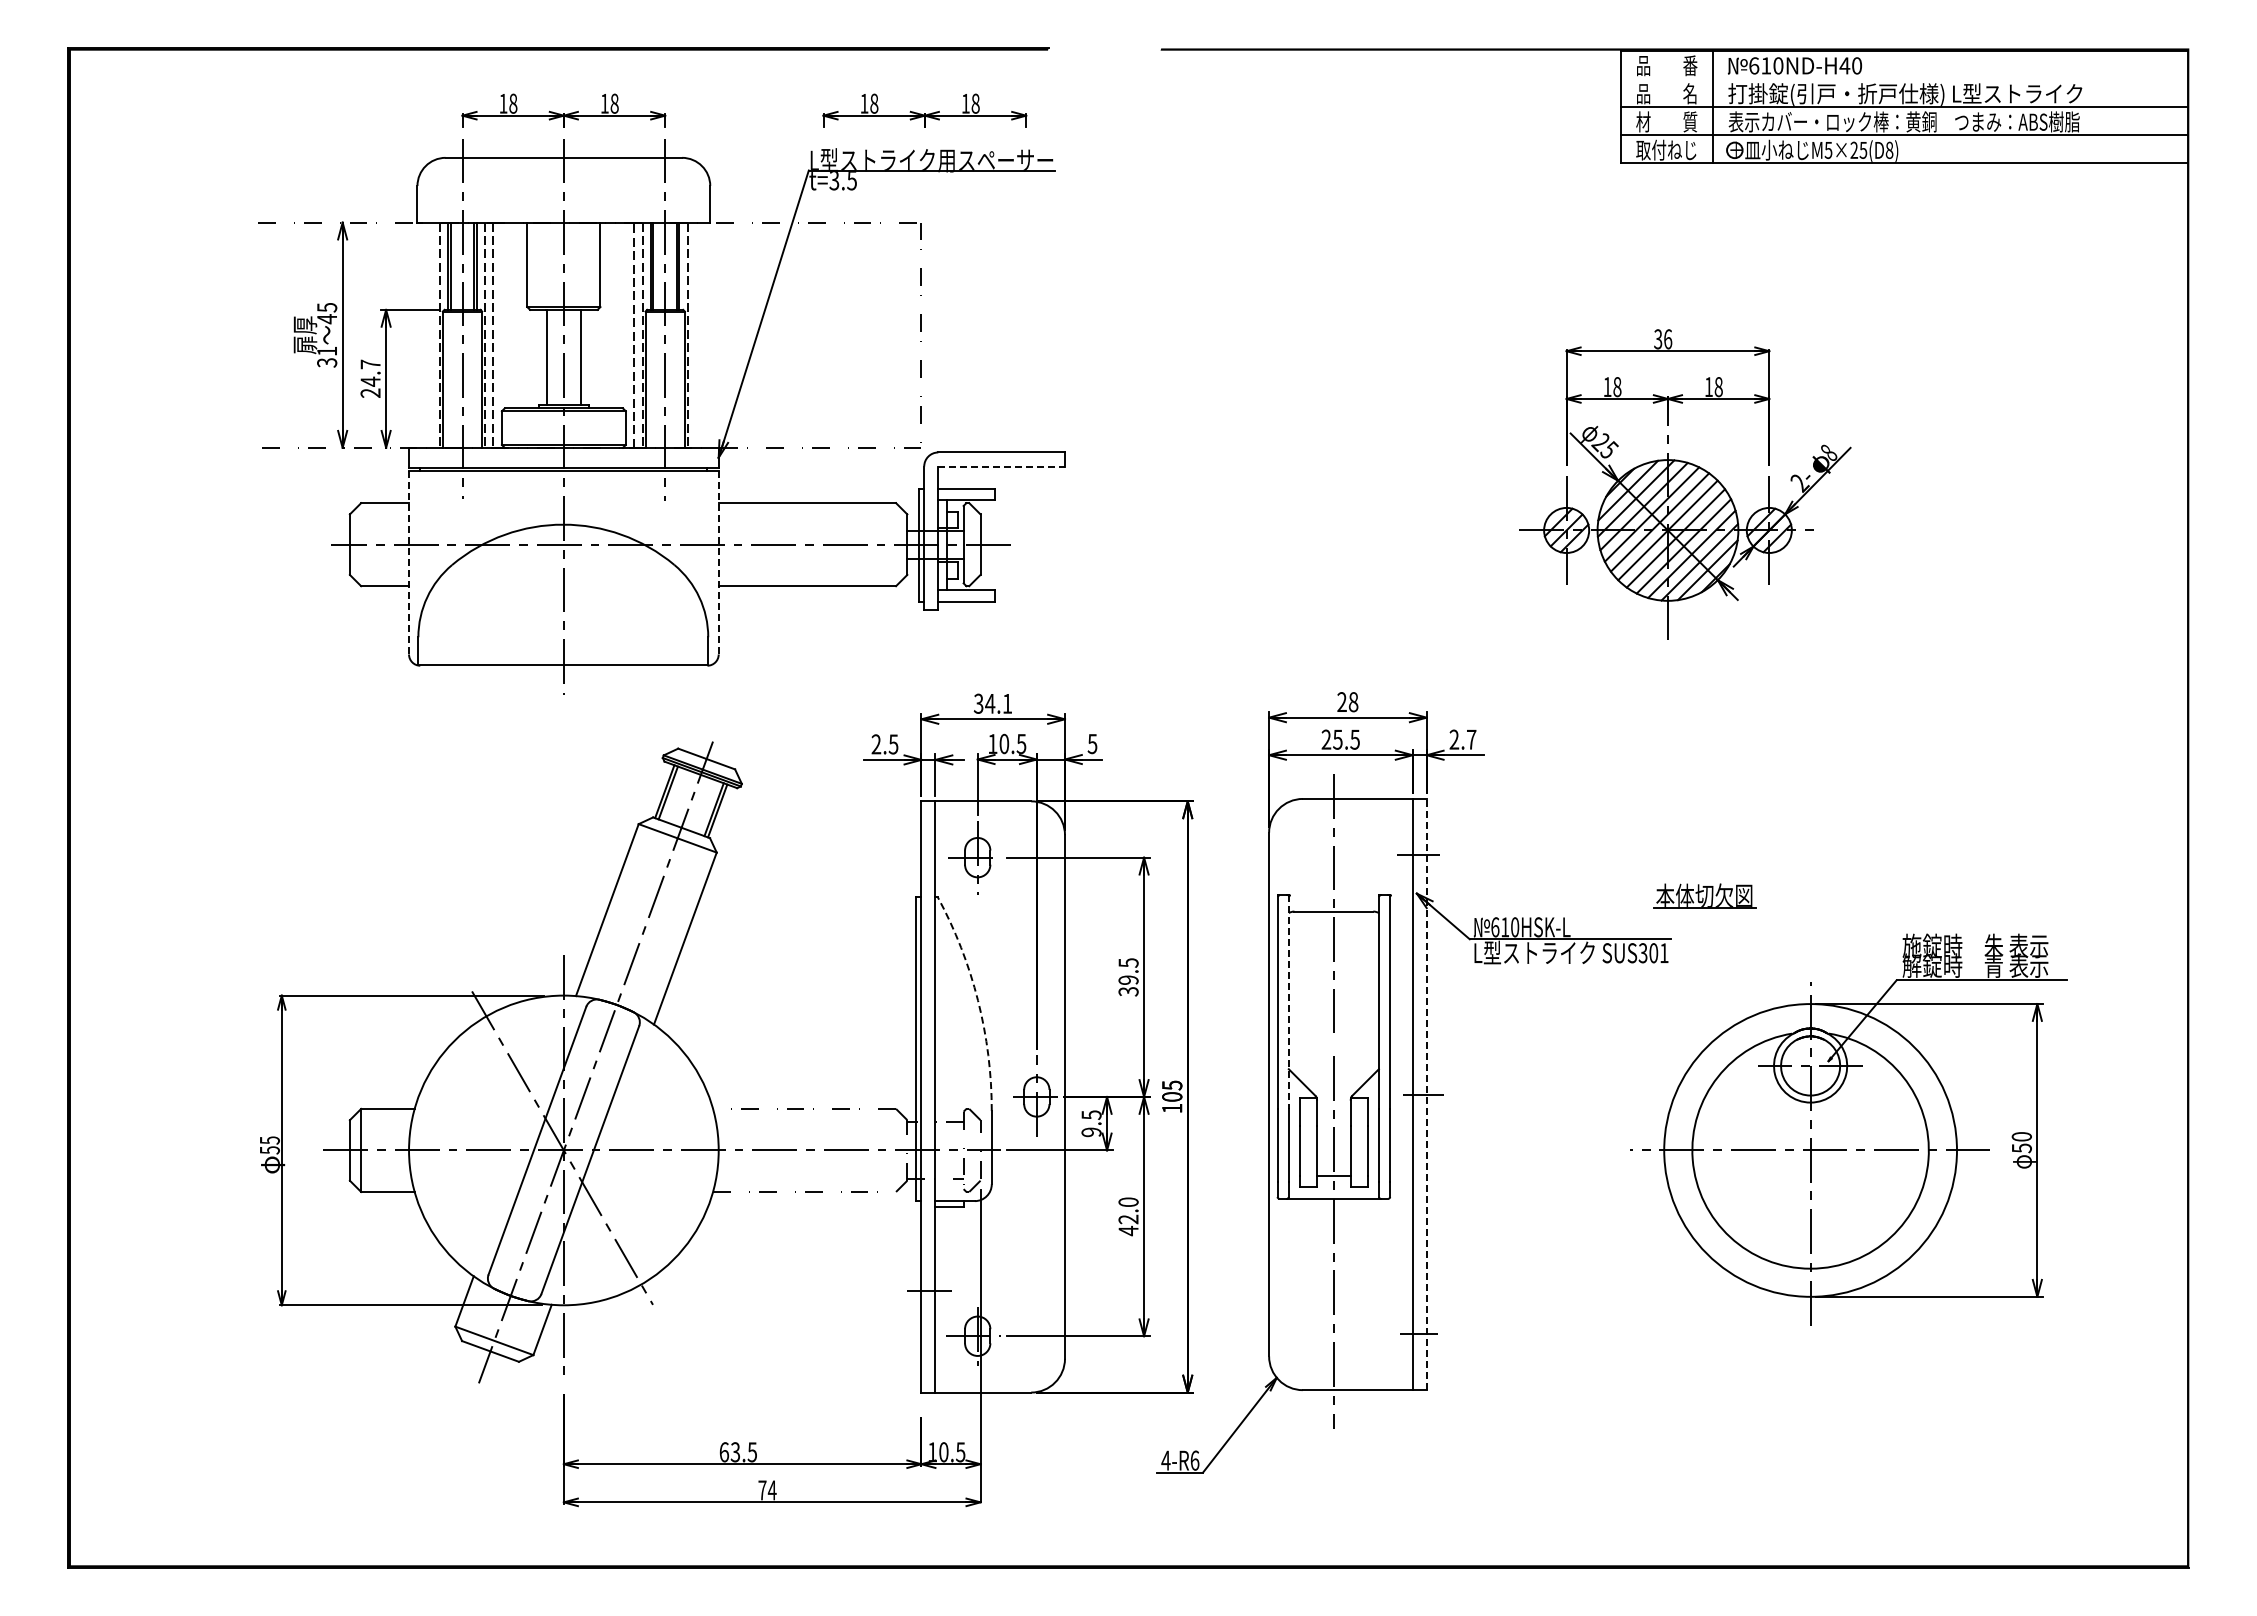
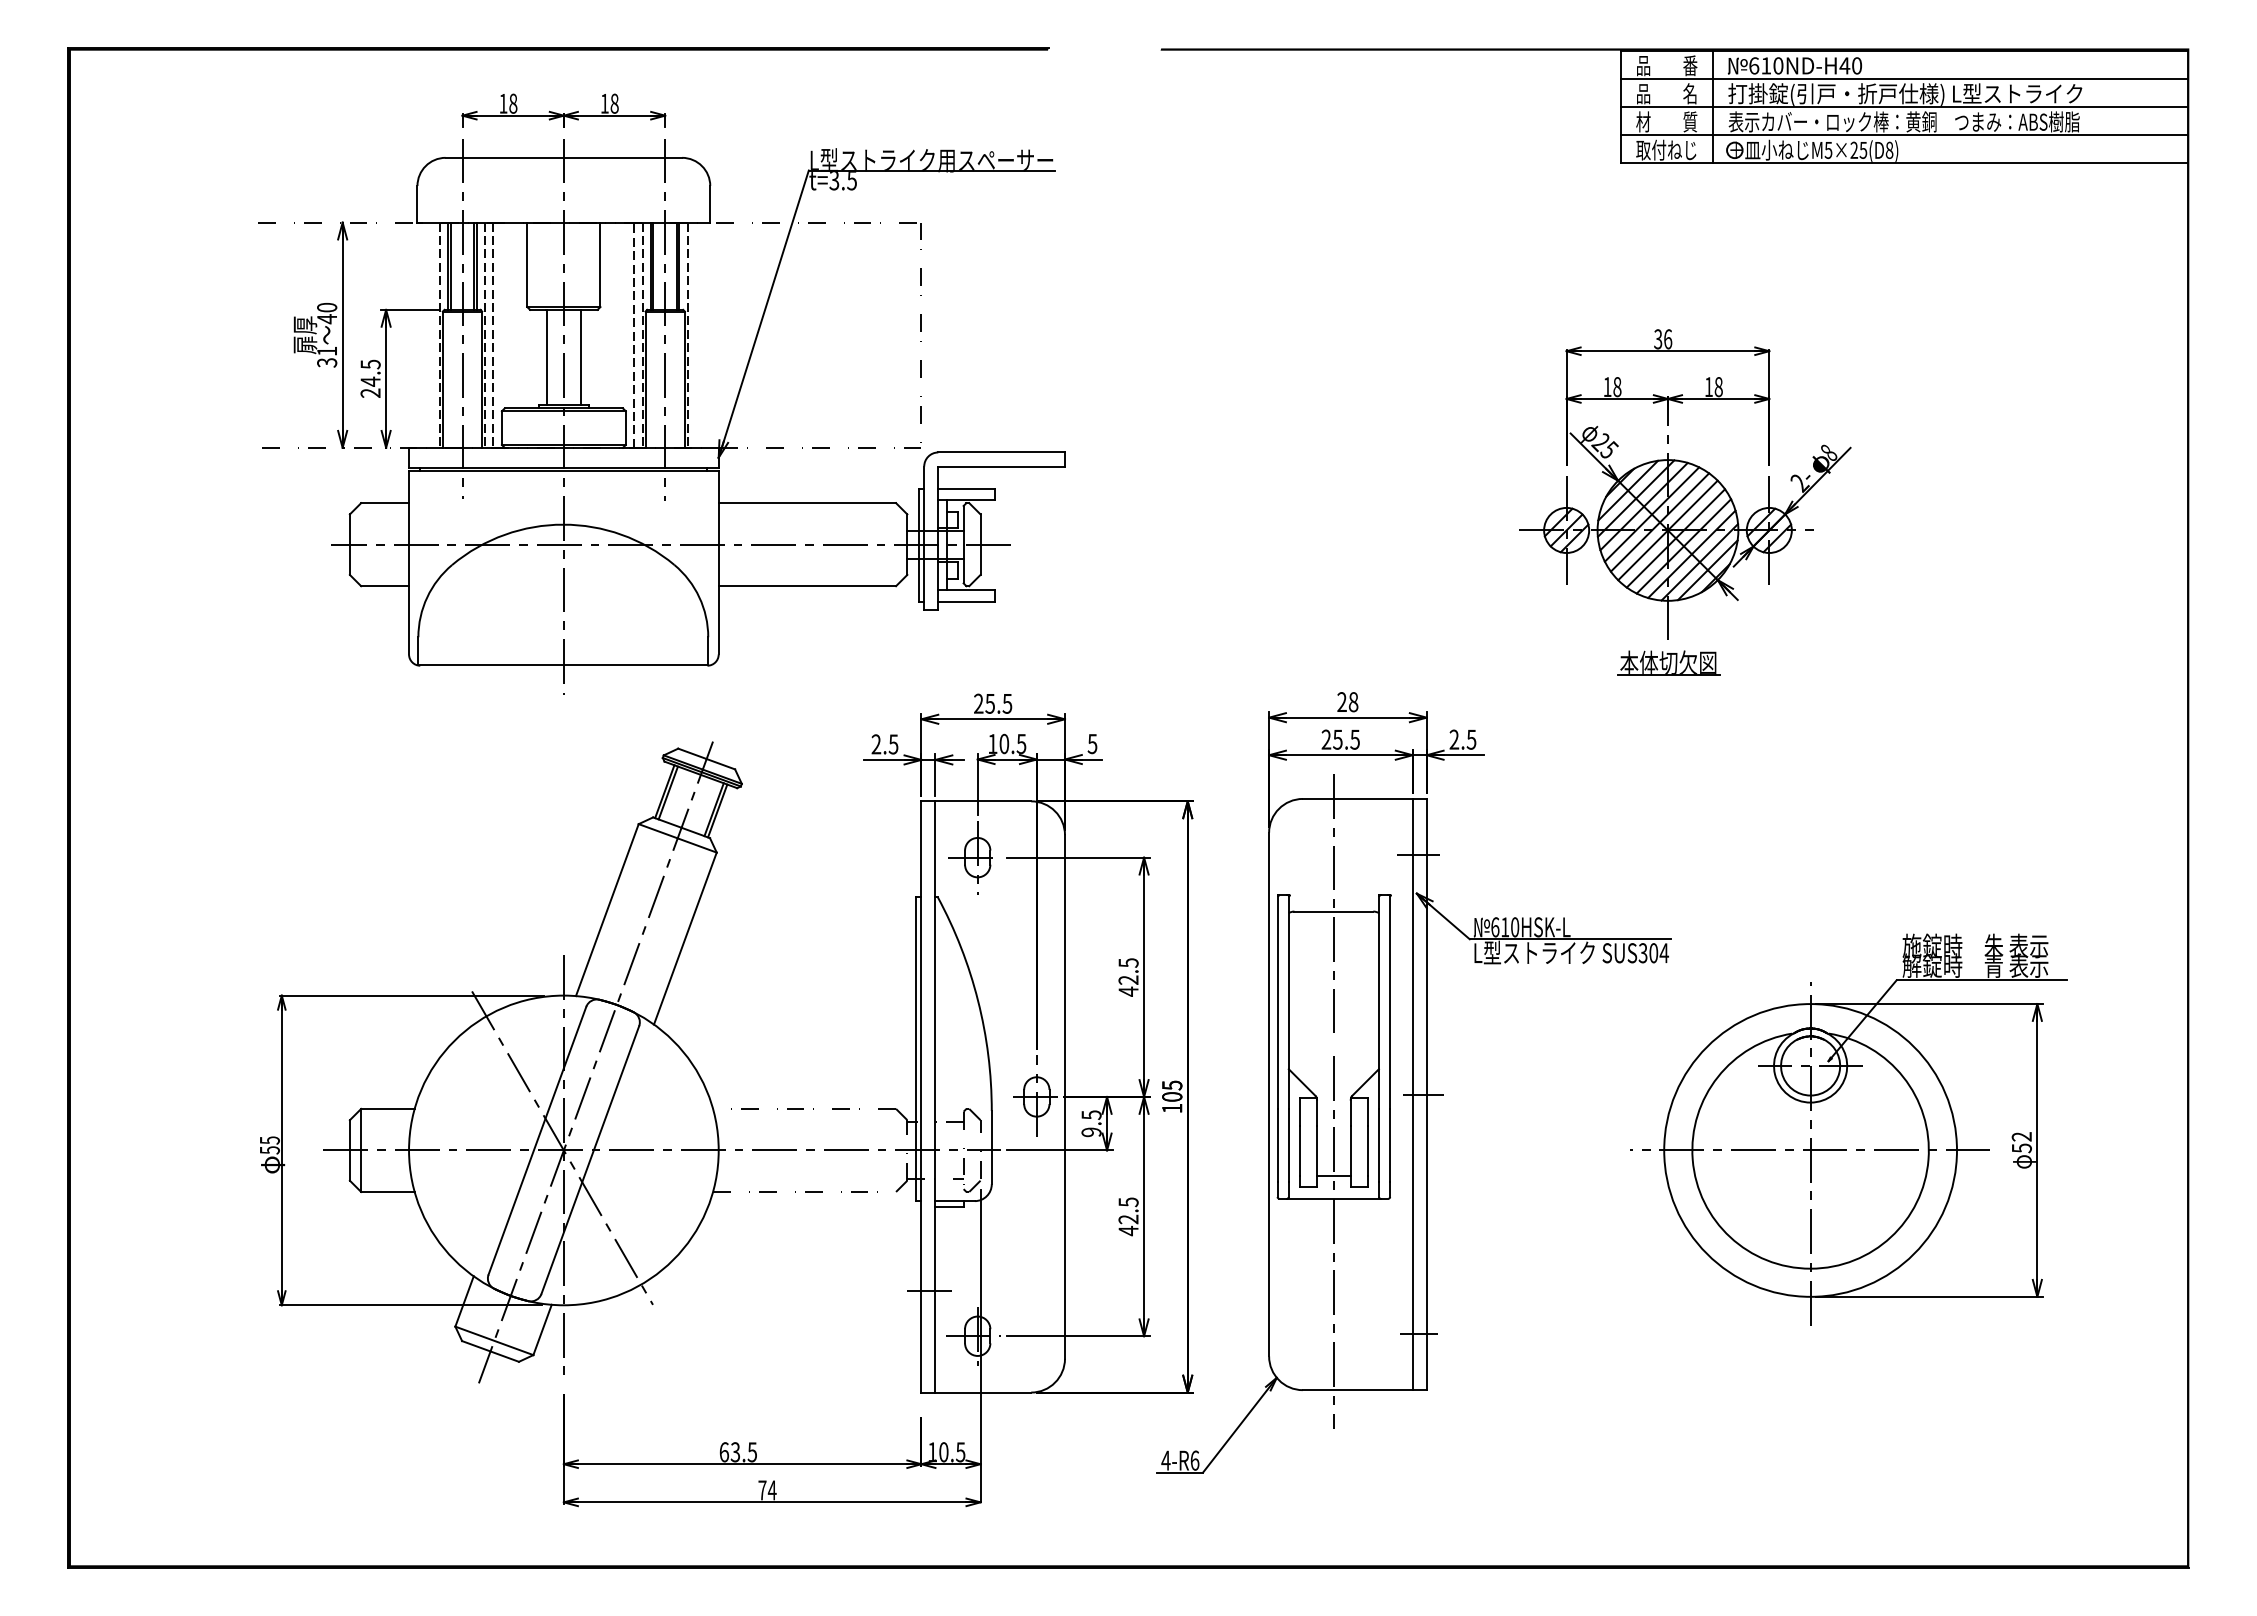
line: none -> present (1903, 78)
part: present -> none (924, 110)
text: 45 -> 40 (327, 307)
text: 24.7 -> 24.5 (370, 364)
line: dashed -> solid (1002, 466)
line: dashed -> solid (409, 563)
line: dashed -> solid (718, 563)
text: 34.1 -> 25.5 (992, 703)
text: 2.7 -> 2.5 (1471, 739)
part position: (1704, 895) -> (1668, 662) (1668, 662)
text: SUS301 -> SUS304 (1664, 953)
text: 39.5 -> 42.5 (1128, 985)
arc: dashed -> solid (978, 1000)
line: dashed -> solid (1288, 1001)
line: dashed -> solid (1426, 1094)
text: 50 -> 52 (2021, 1136)
text: 42.0 -> 42.5 (1128, 1202)
